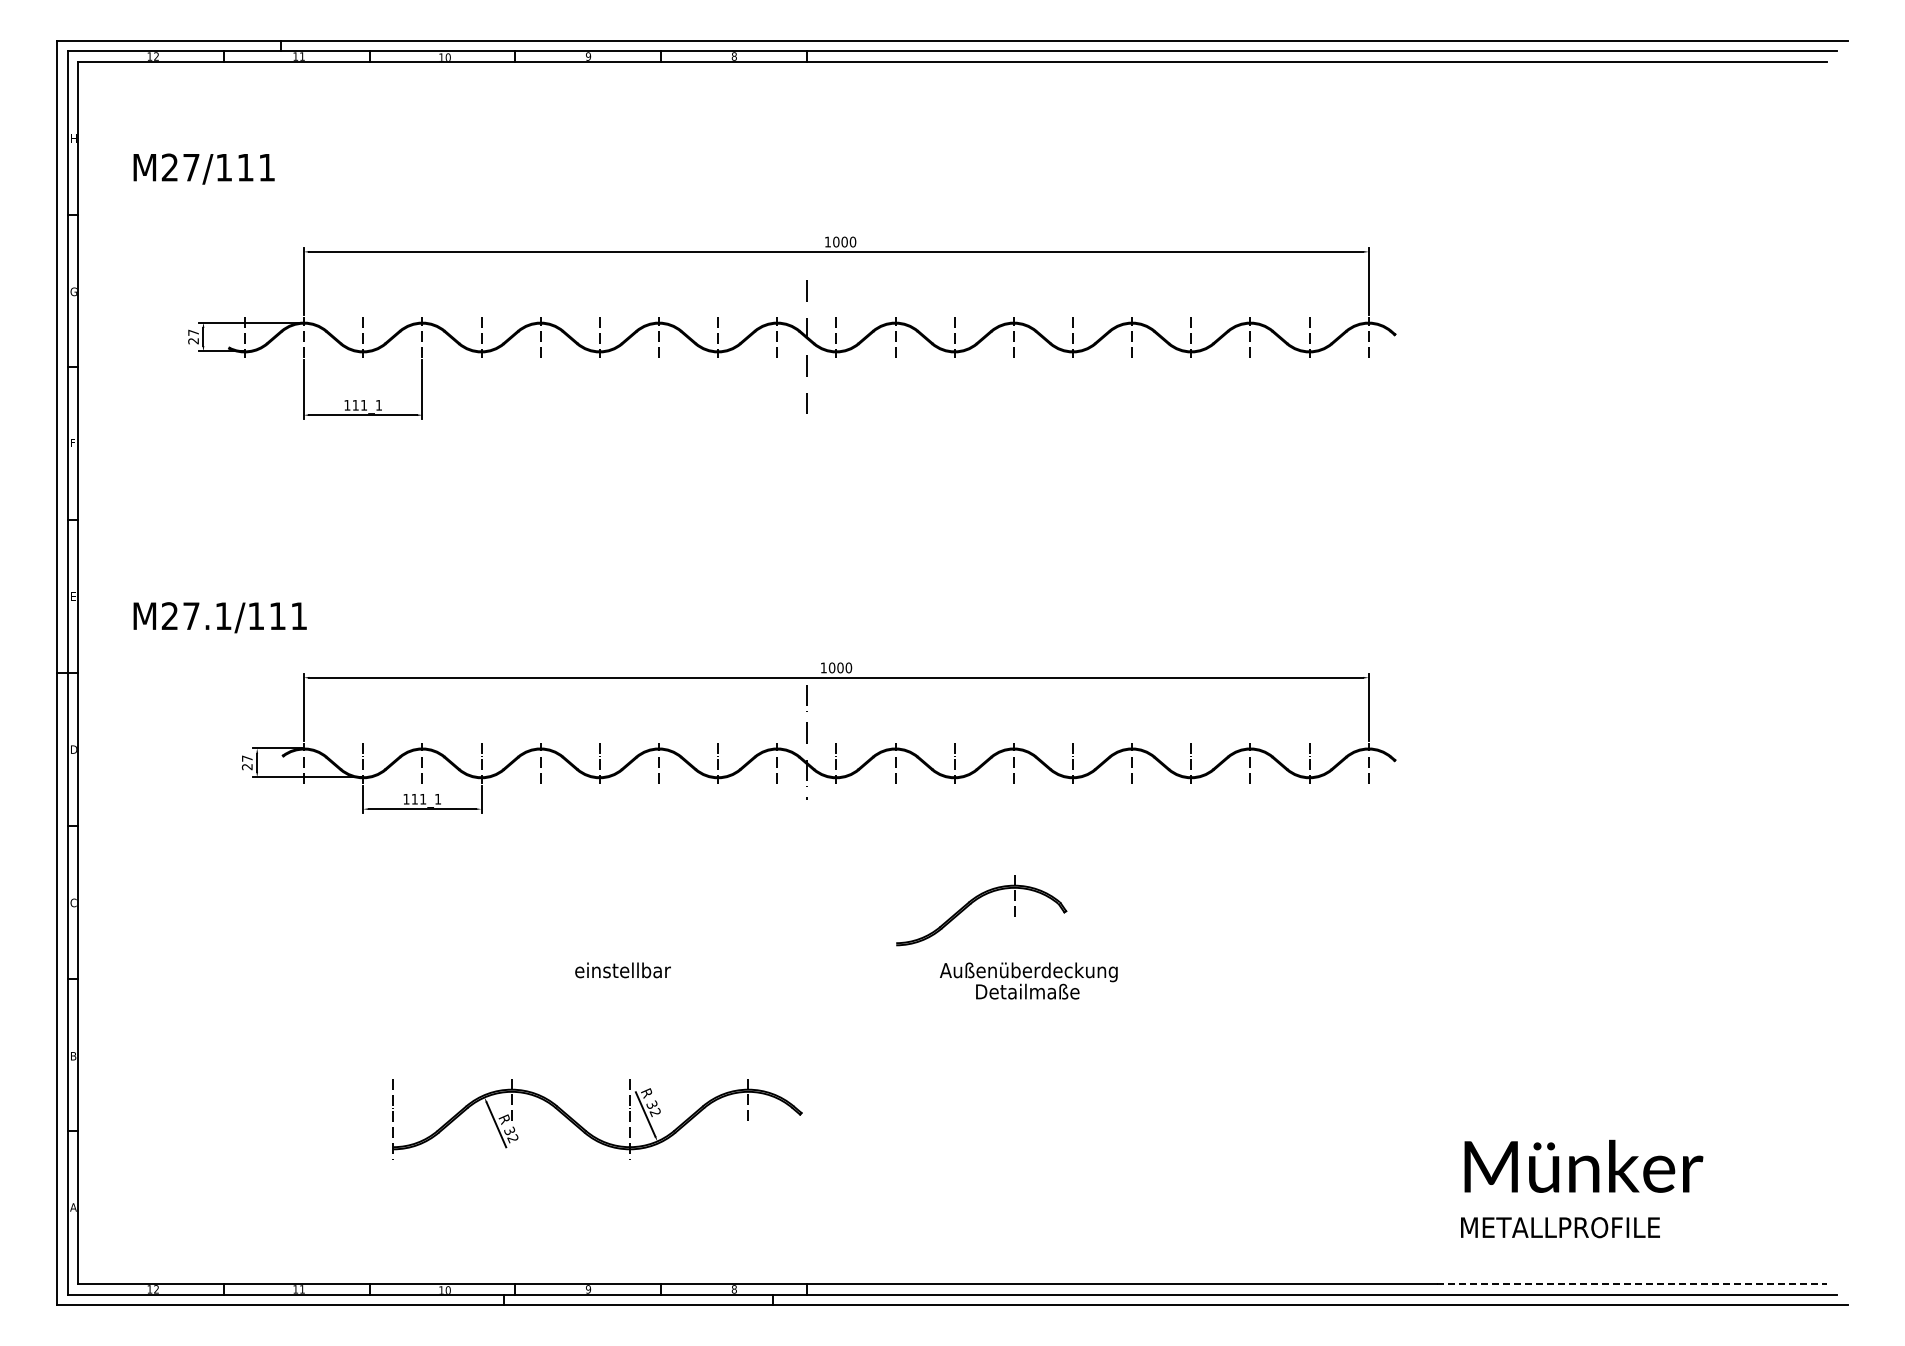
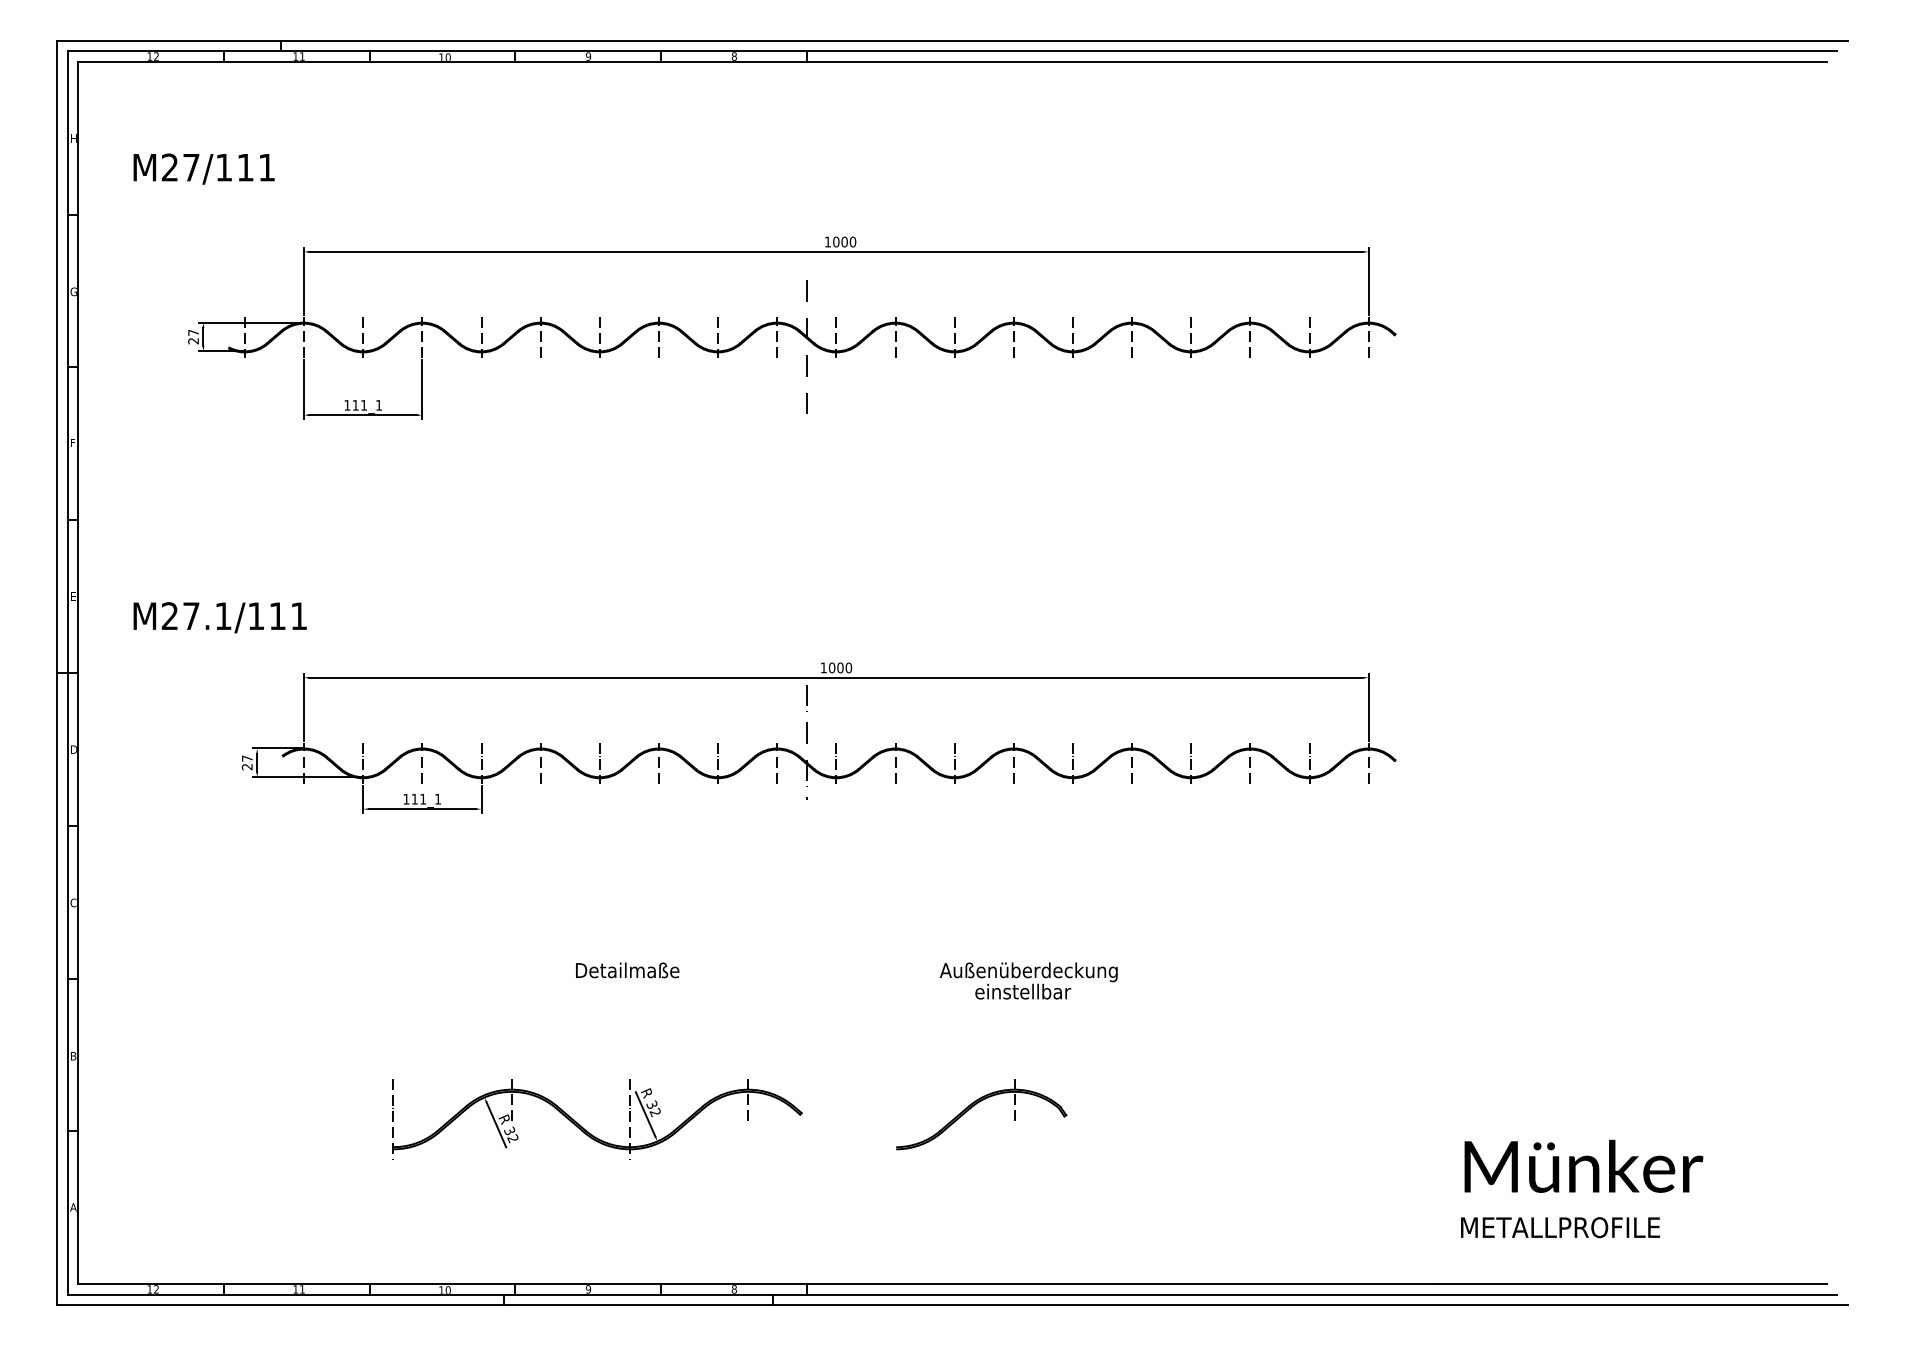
part position: (975, 901) -> (975, 1105) (975, 1105)
text: einstellbar -> Detailmaße (627, 970)
text: Detailmaße -> einstellbar (1027, 991)
line: dashed -> solid (1631, 1284)
